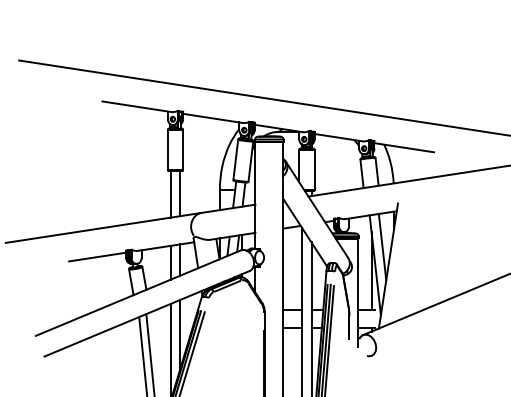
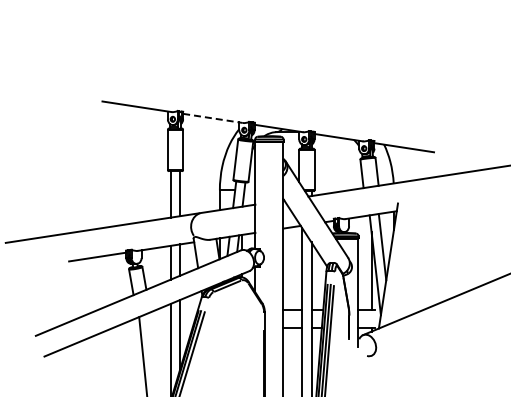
line: present -> none (263, 97)
line: solid -> dashed (213, 118)
line: present -> none (150, 353)
